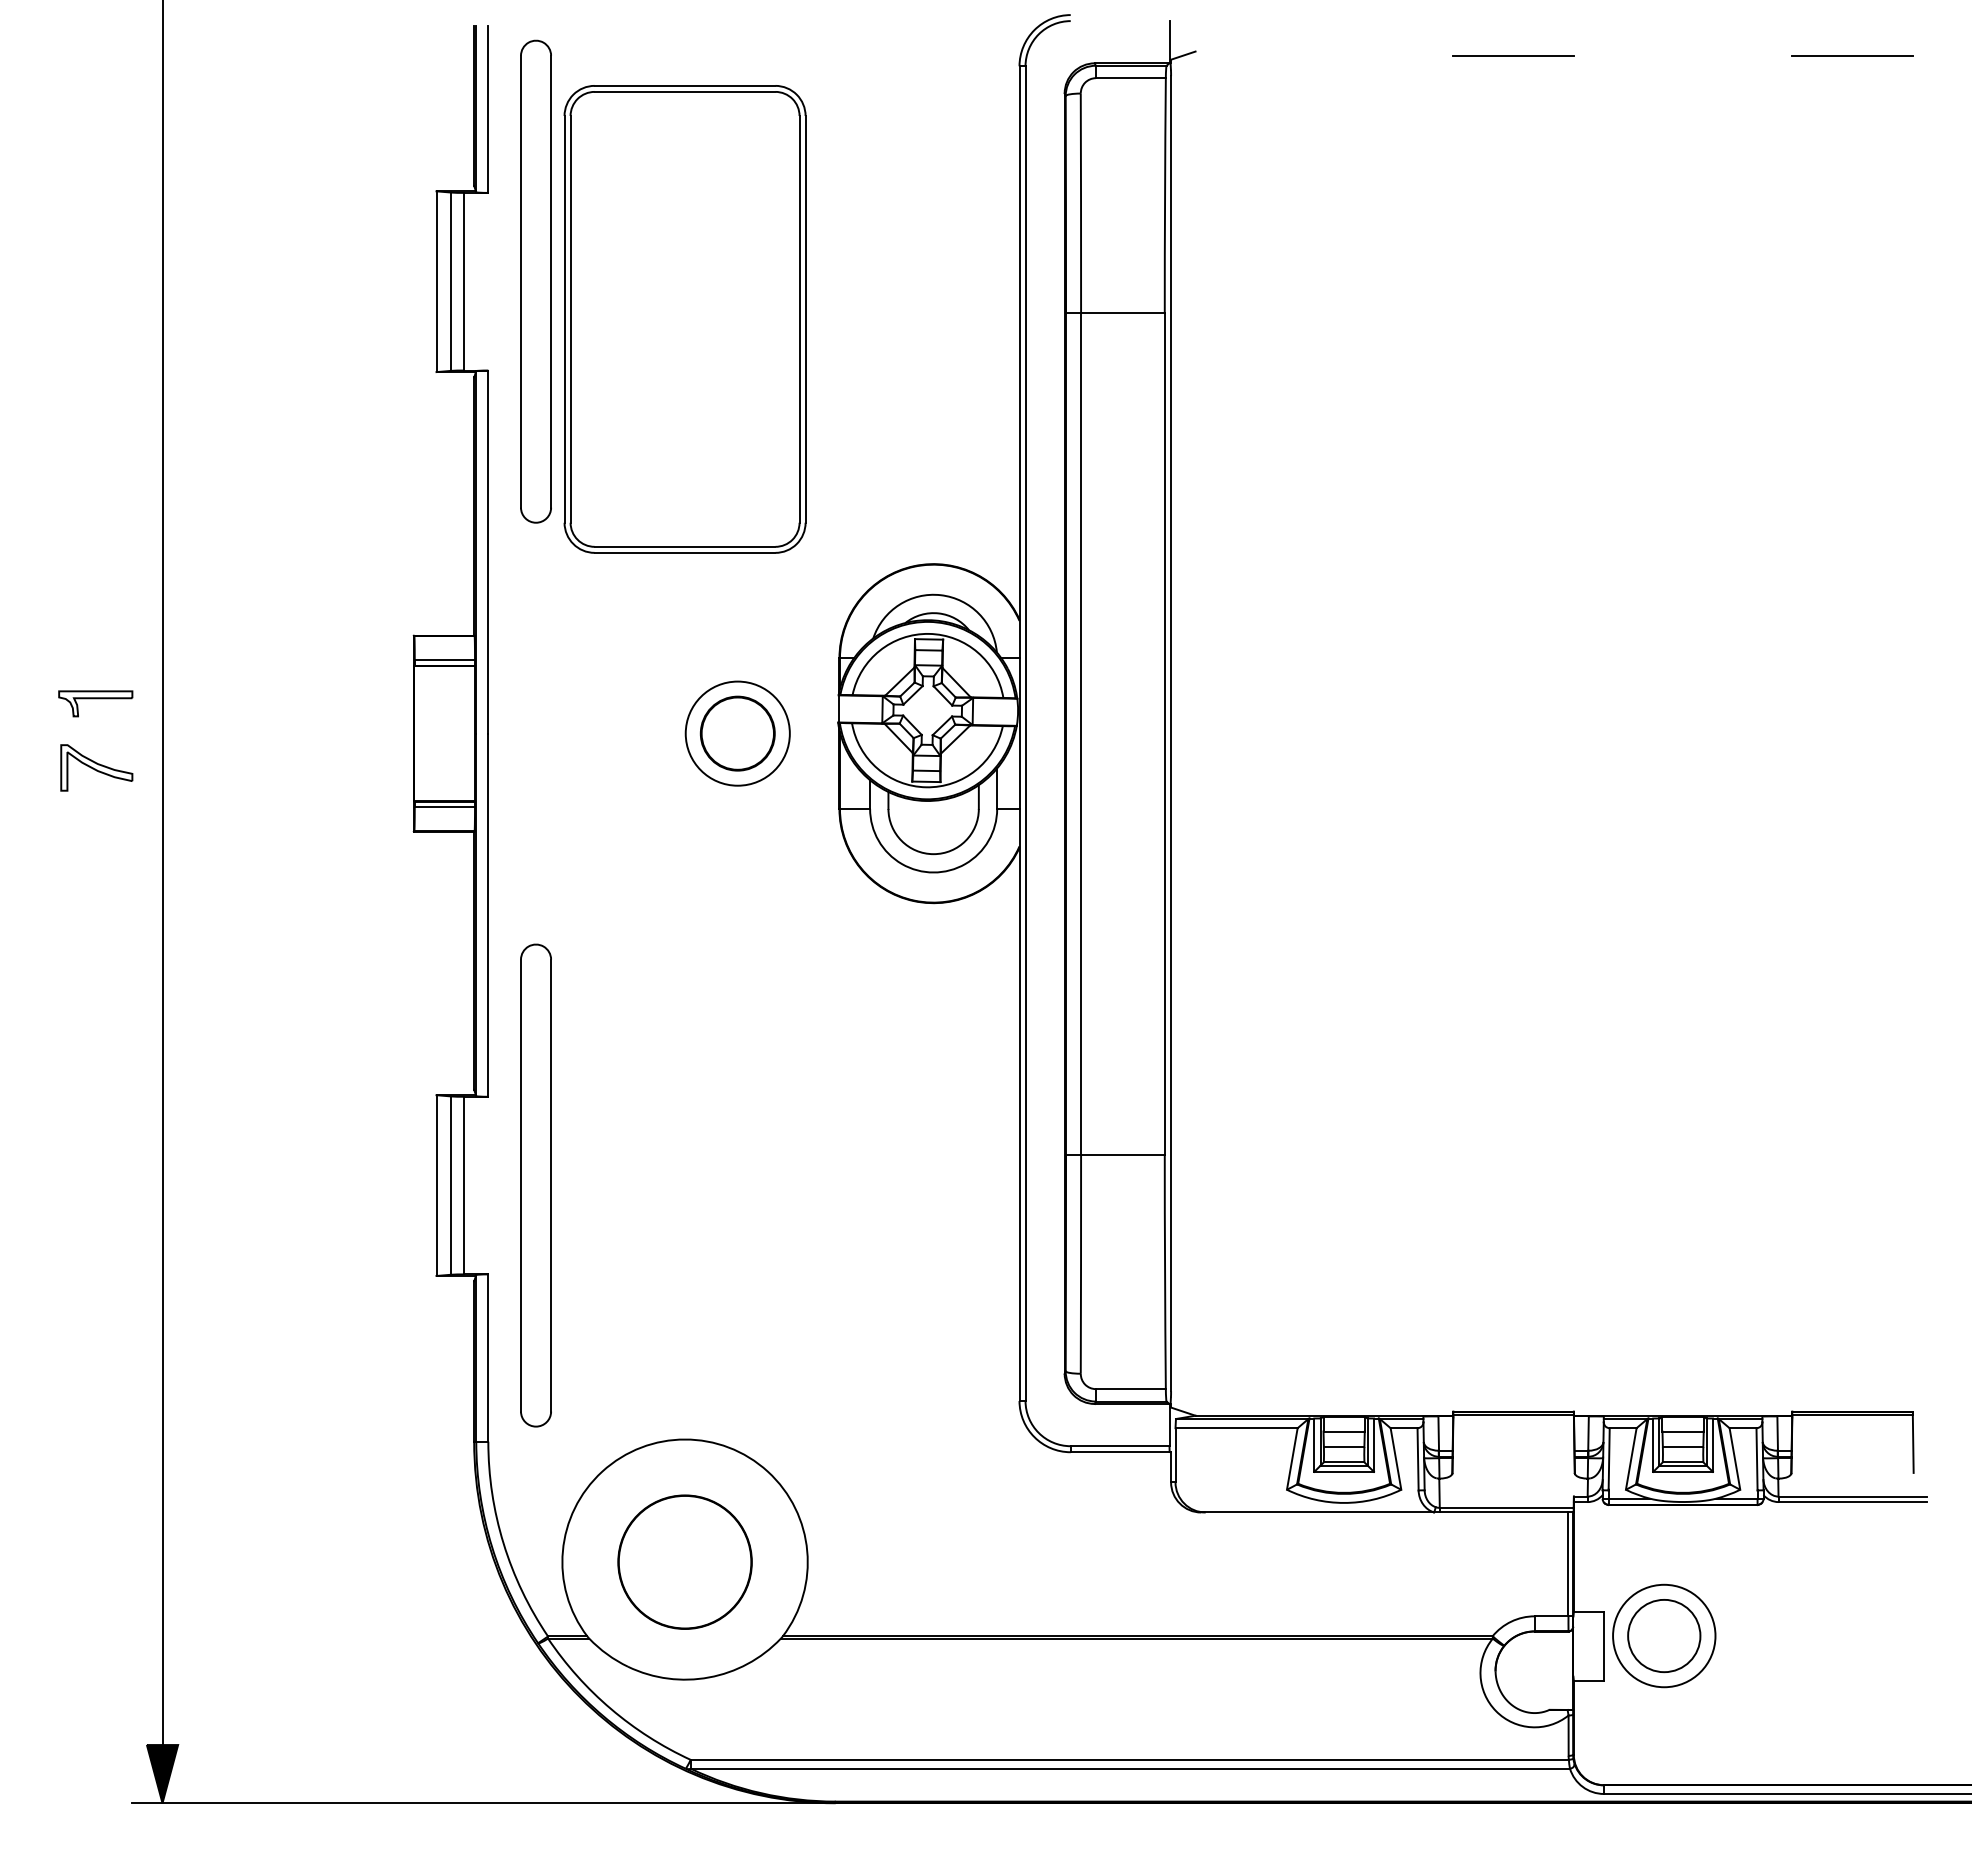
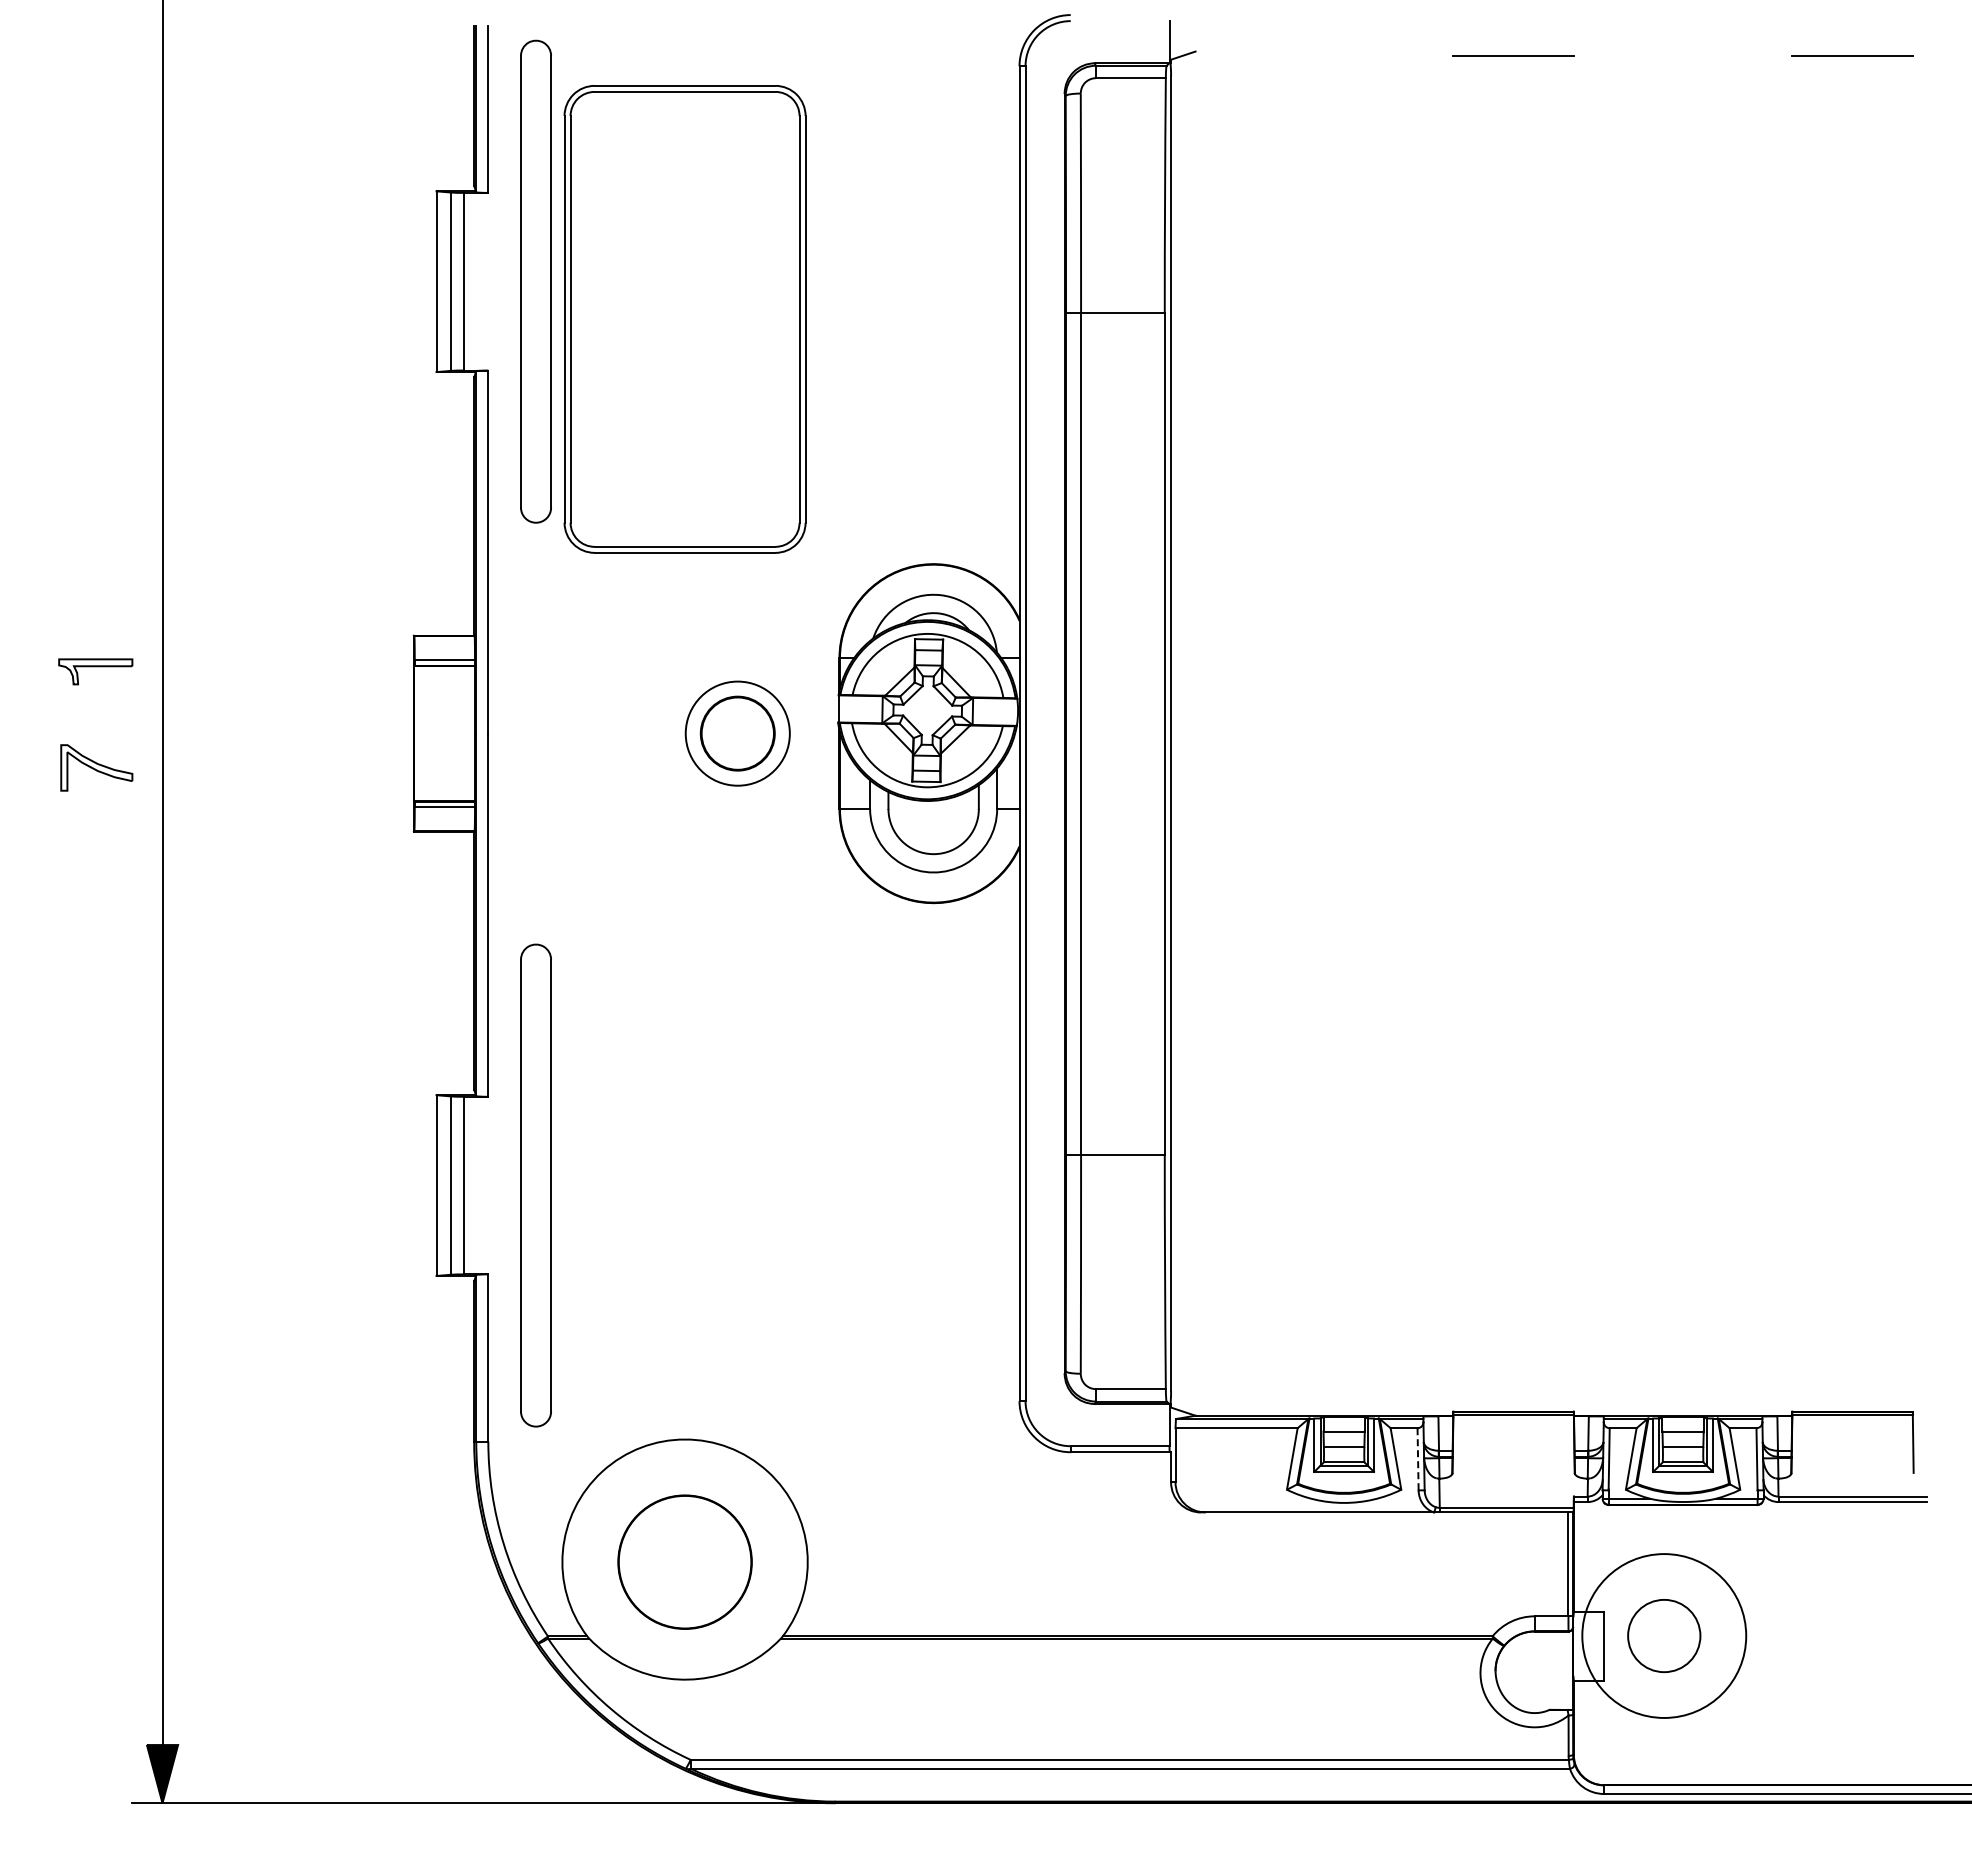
part position: (95, 703) -> (95, 671) (95, 671)
line: solid -> dashed (1418, 1459)
circle diameter: 102 px -> 164 px (1664, 1635)
